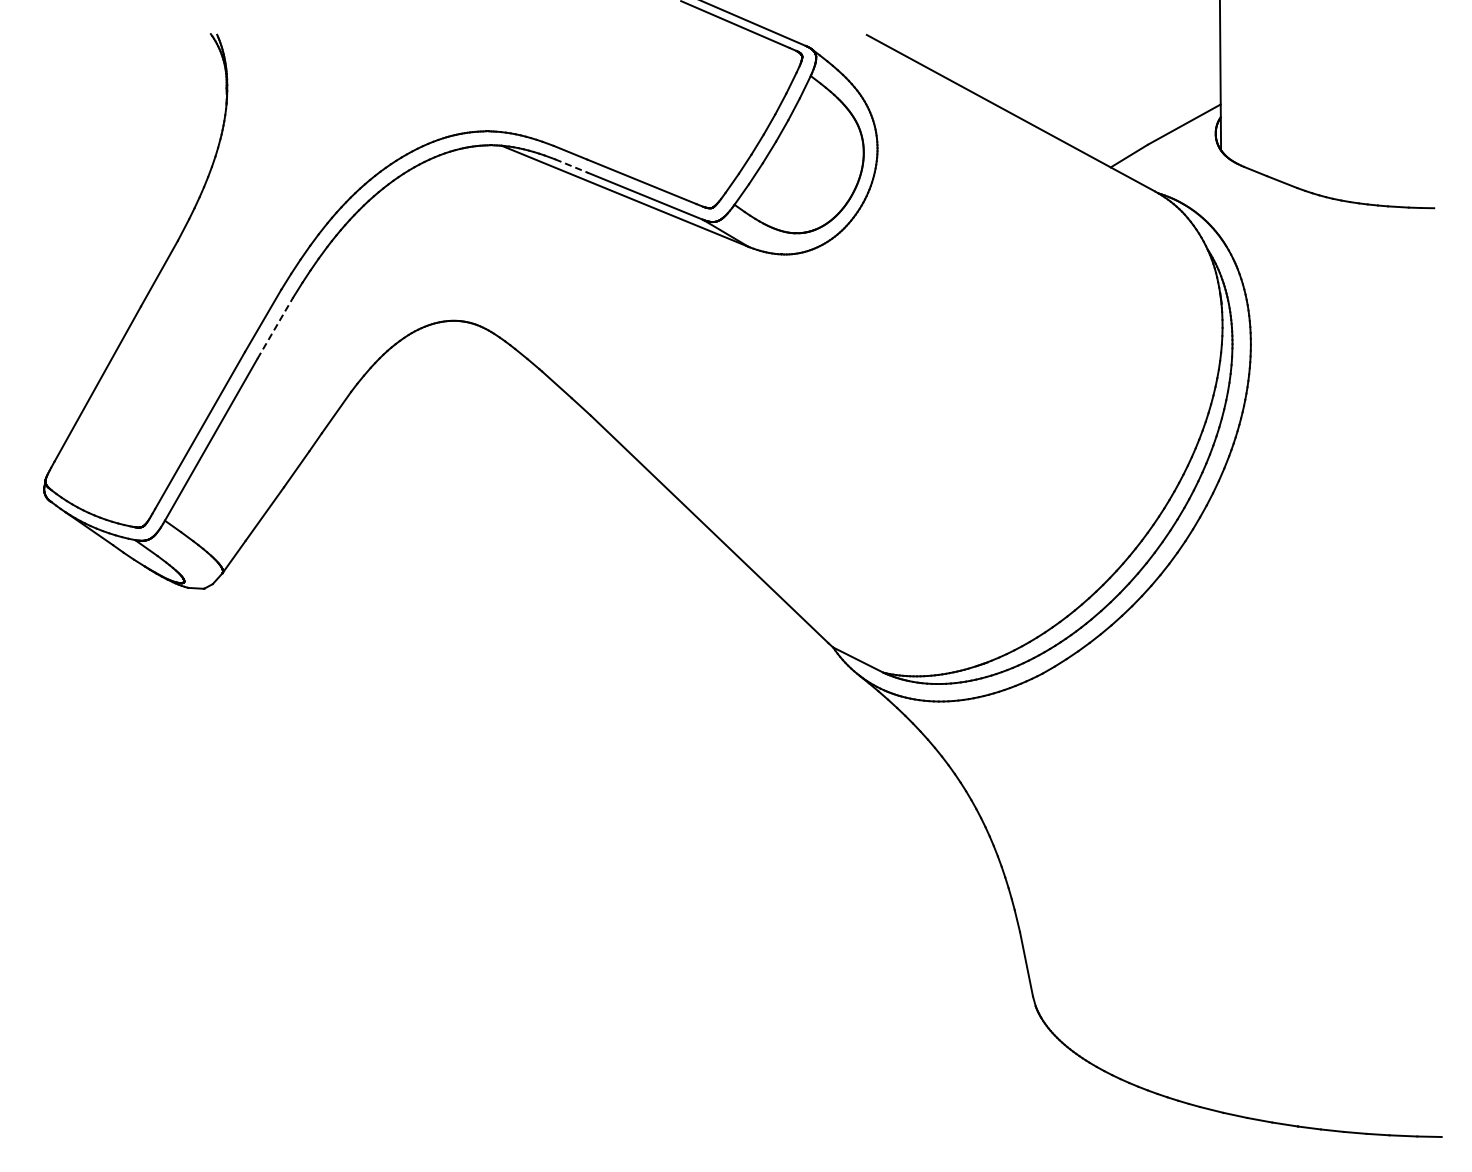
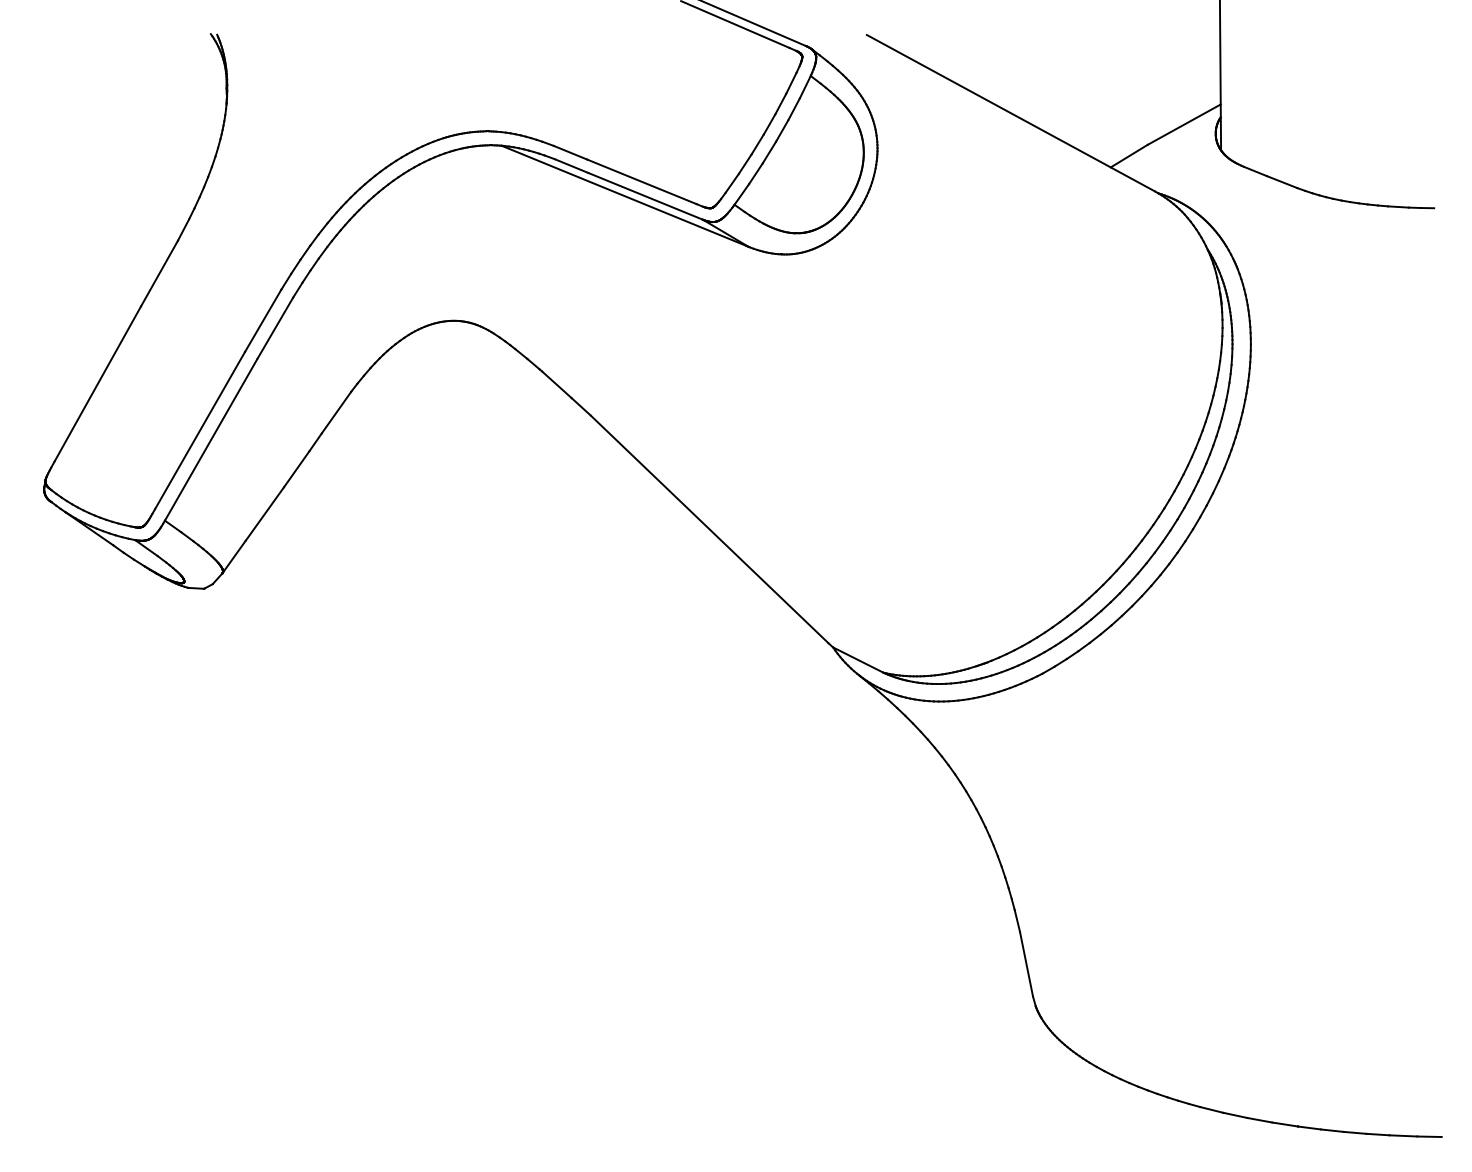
line: dashed -> solid (572, 166)
line: dashed -> solid (275, 327)
